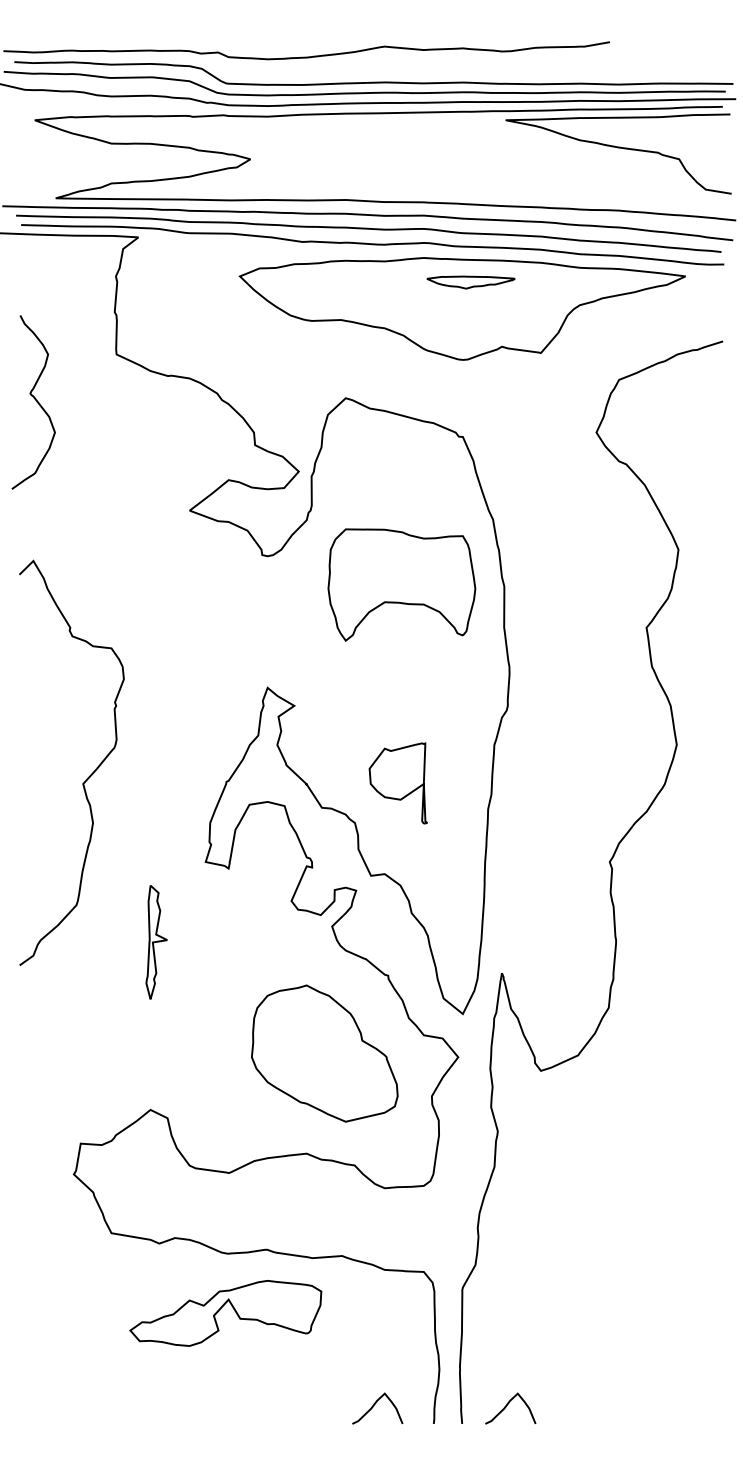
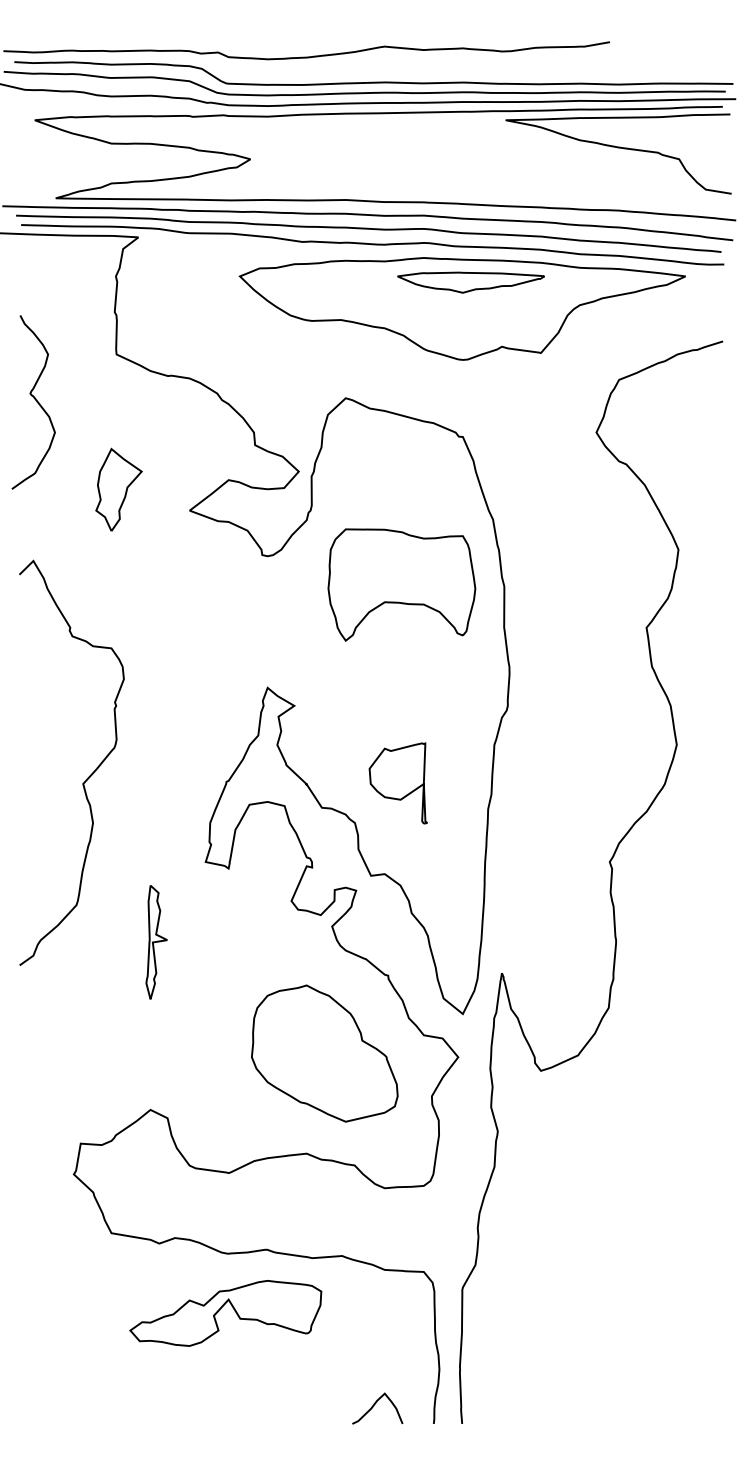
part size: 90x15 px -> 148x23 px (470, 282)
part: none -> present (118, 489)
curve: present -> none (507, 1406)
